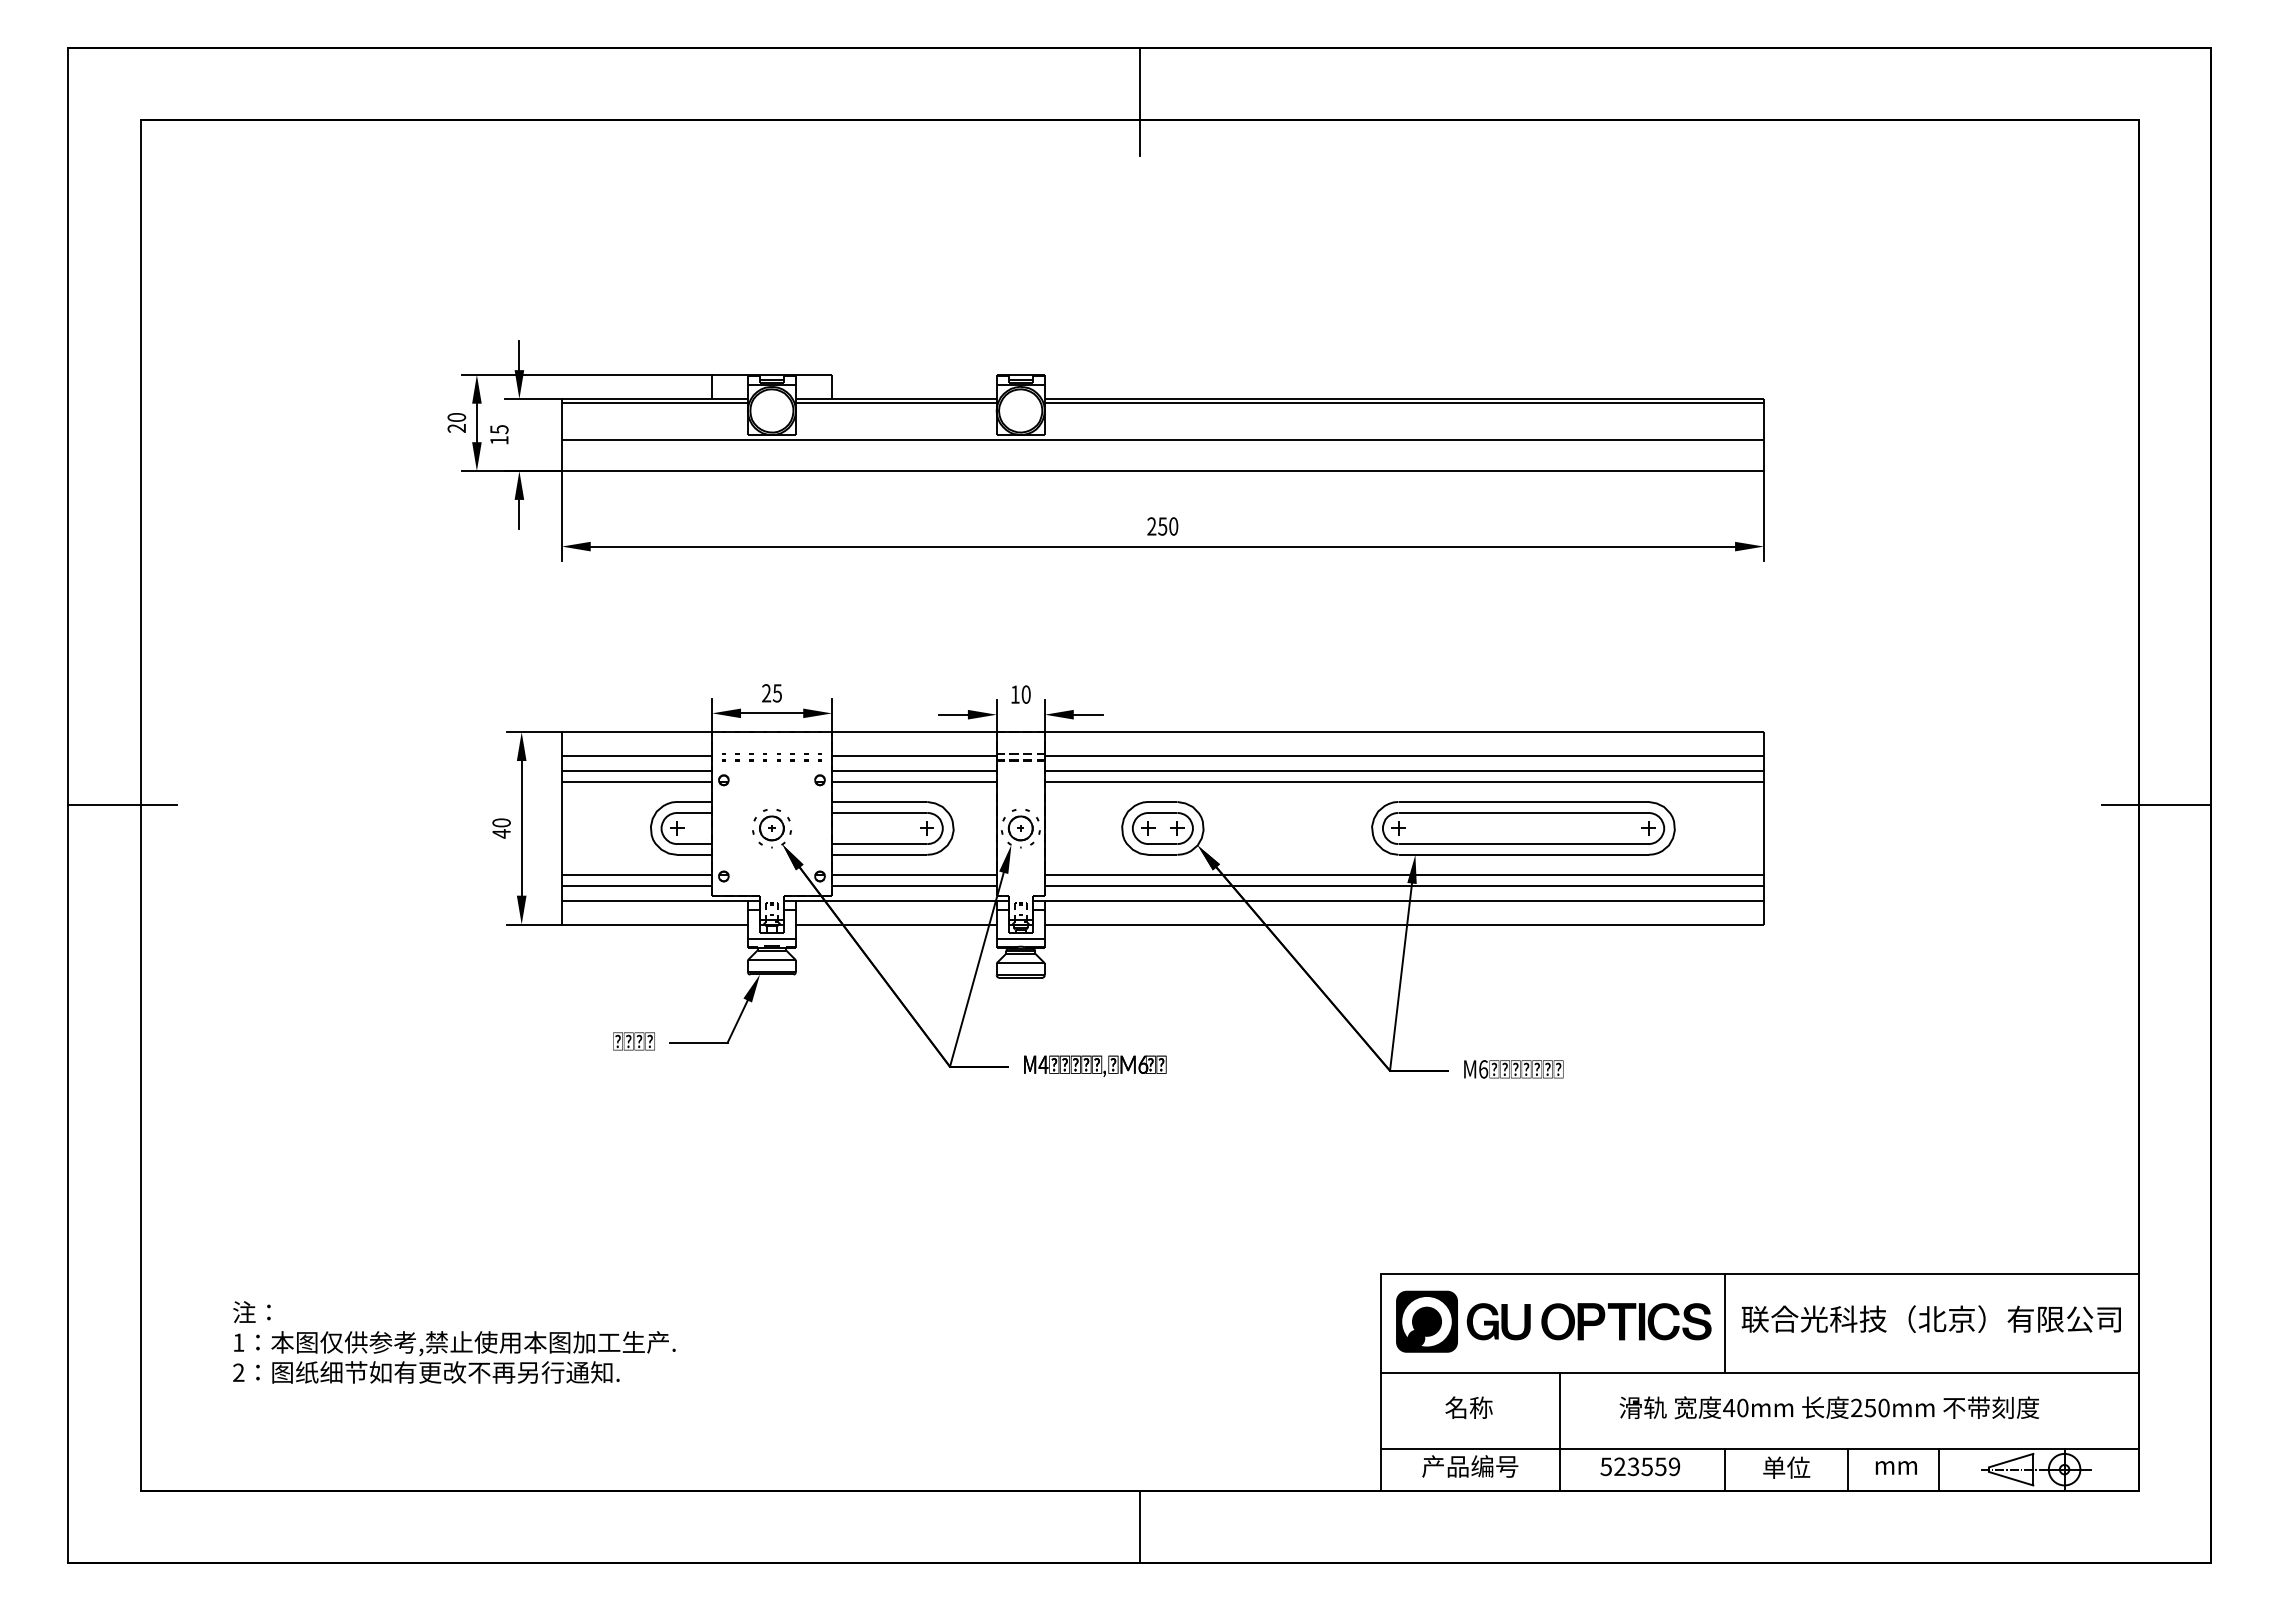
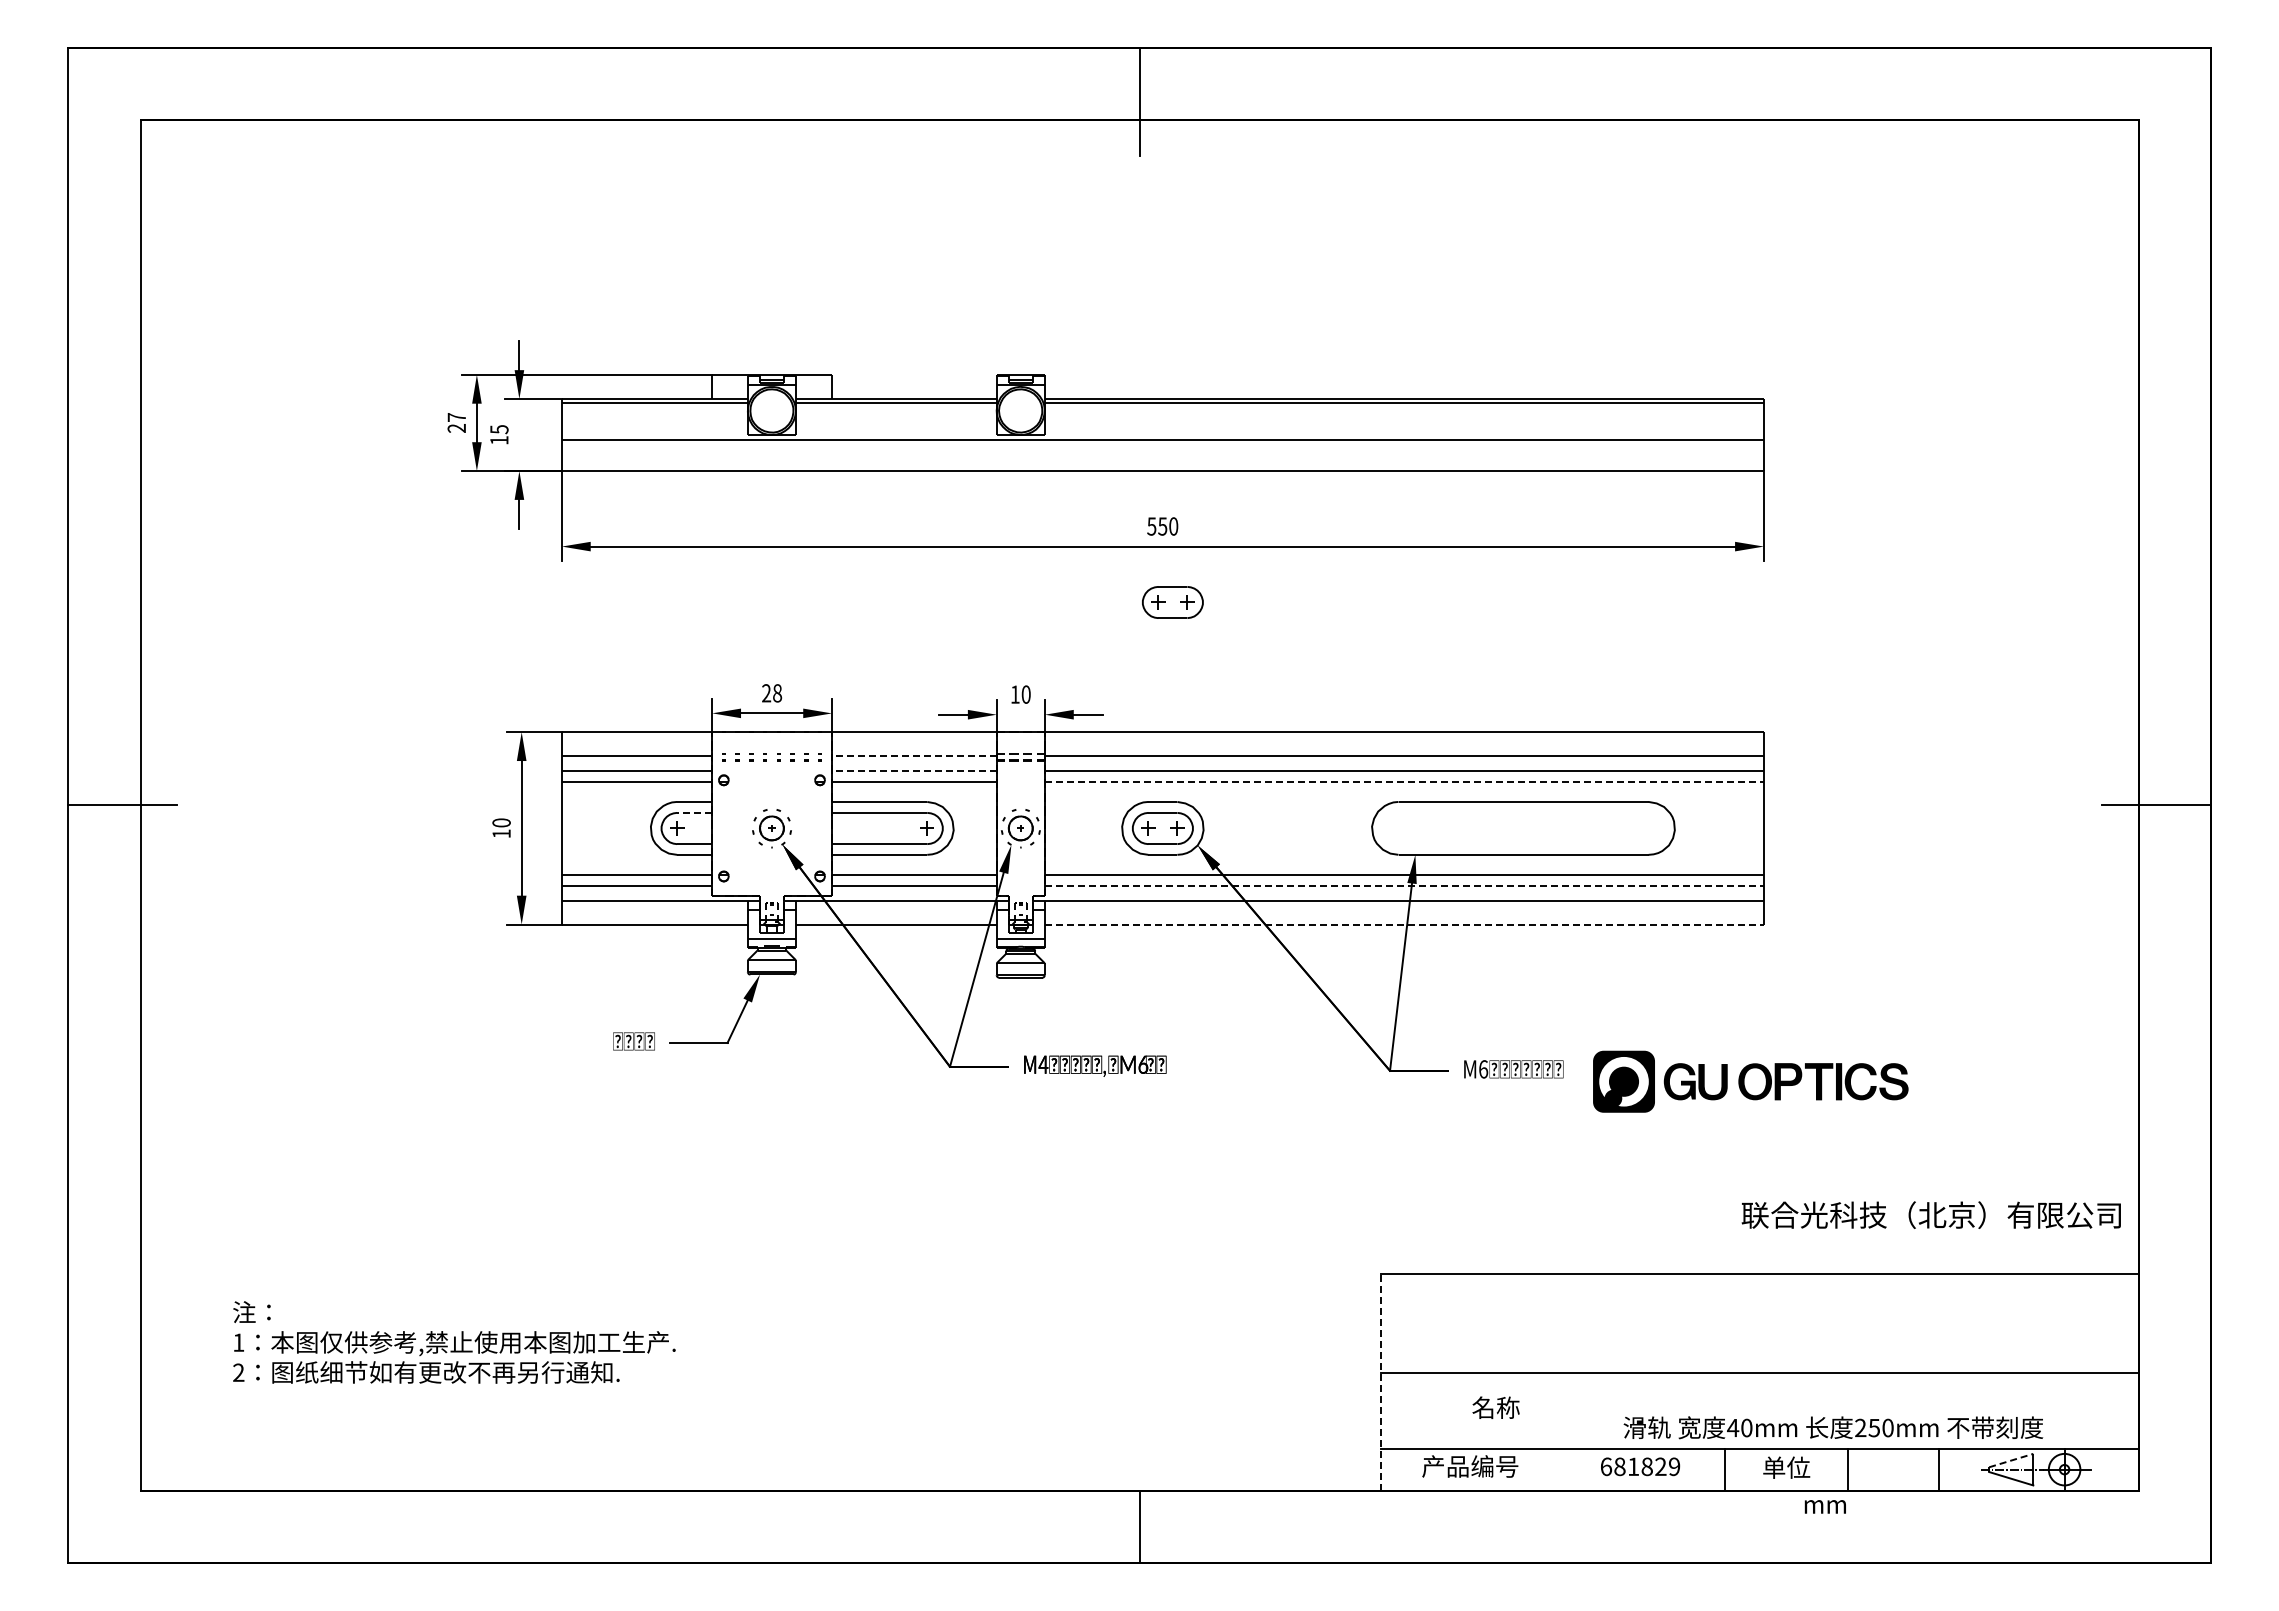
text: 20 -> 27 (456, 417)
text: 250 -> 550 (1151, 526)
part: none -> present (1172, 602)
text: 25 -> 28 (777, 693)
line: solid -> dashed (913, 756)
line: solid -> dashed (913, 770)
line: solid -> dashed (1404, 782)
line: solid -> dashed (693, 812)
part: present -> none (1523, 828)
text: 40 -> 10 (501, 833)
line: solid -> dashed (1404, 886)
line: solid -> dashed (1404, 924)
text position: (1930, 1318) -> (1930, 1214) (1930, 1214)
part position: (1553, 1321) -> (1750, 1081) (1750, 1081)
line: present -> none (1724, 1323)
line: solid -> dashed (1381, 1382)
text position: (1468, 1407) -> (1495, 1407) (1495, 1407)
text position: (1829, 1407) -> (1833, 1427) (1833, 1427)
line: present -> none (1559, 1431)
line: solid -> dashed (2011, 1460)
text: 523559 -> 681829 (1633, 1466)
text position: (1895, 1467) -> (1824, 1506) (1824, 1506)
